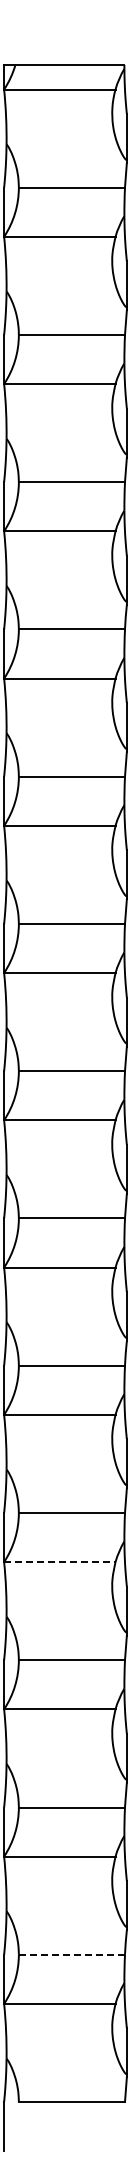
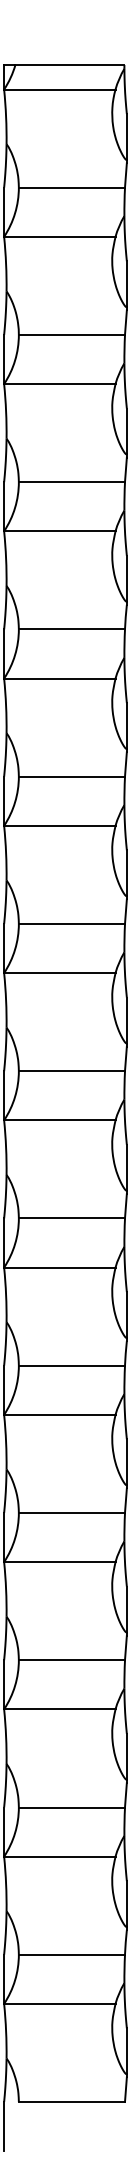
line: dashed -> solid (59, 1562)
line: dashed -> solid (72, 1954)
